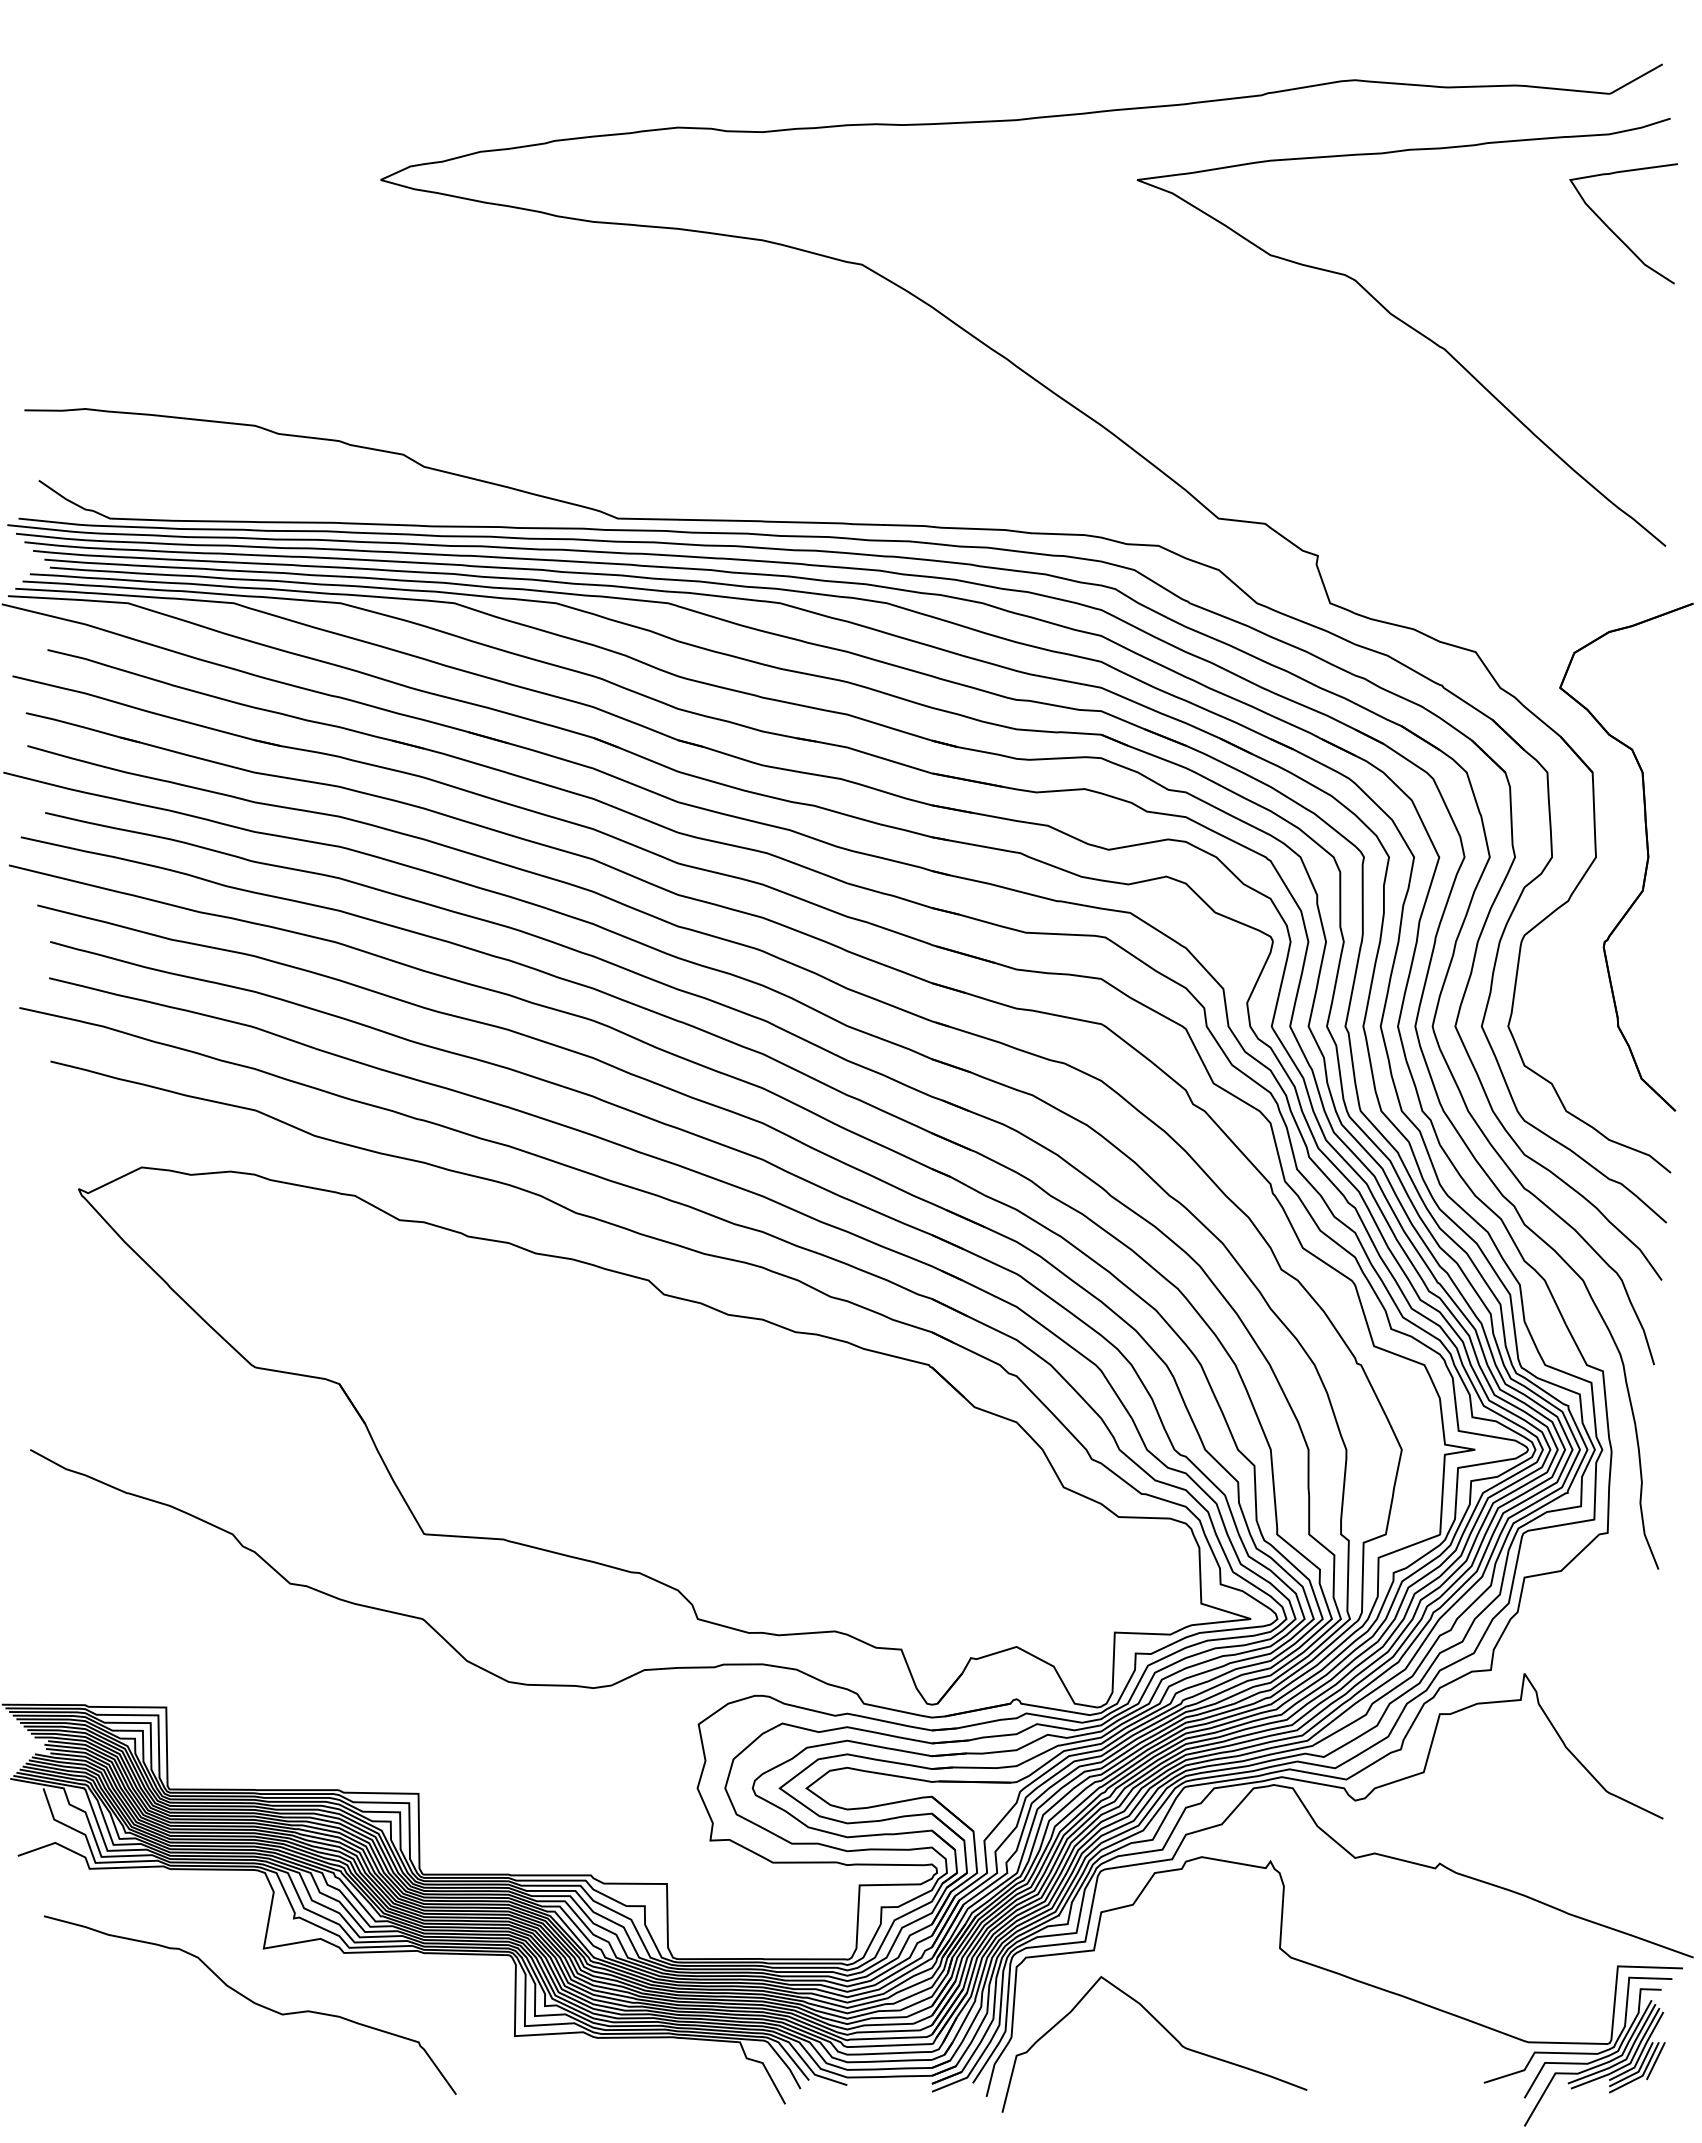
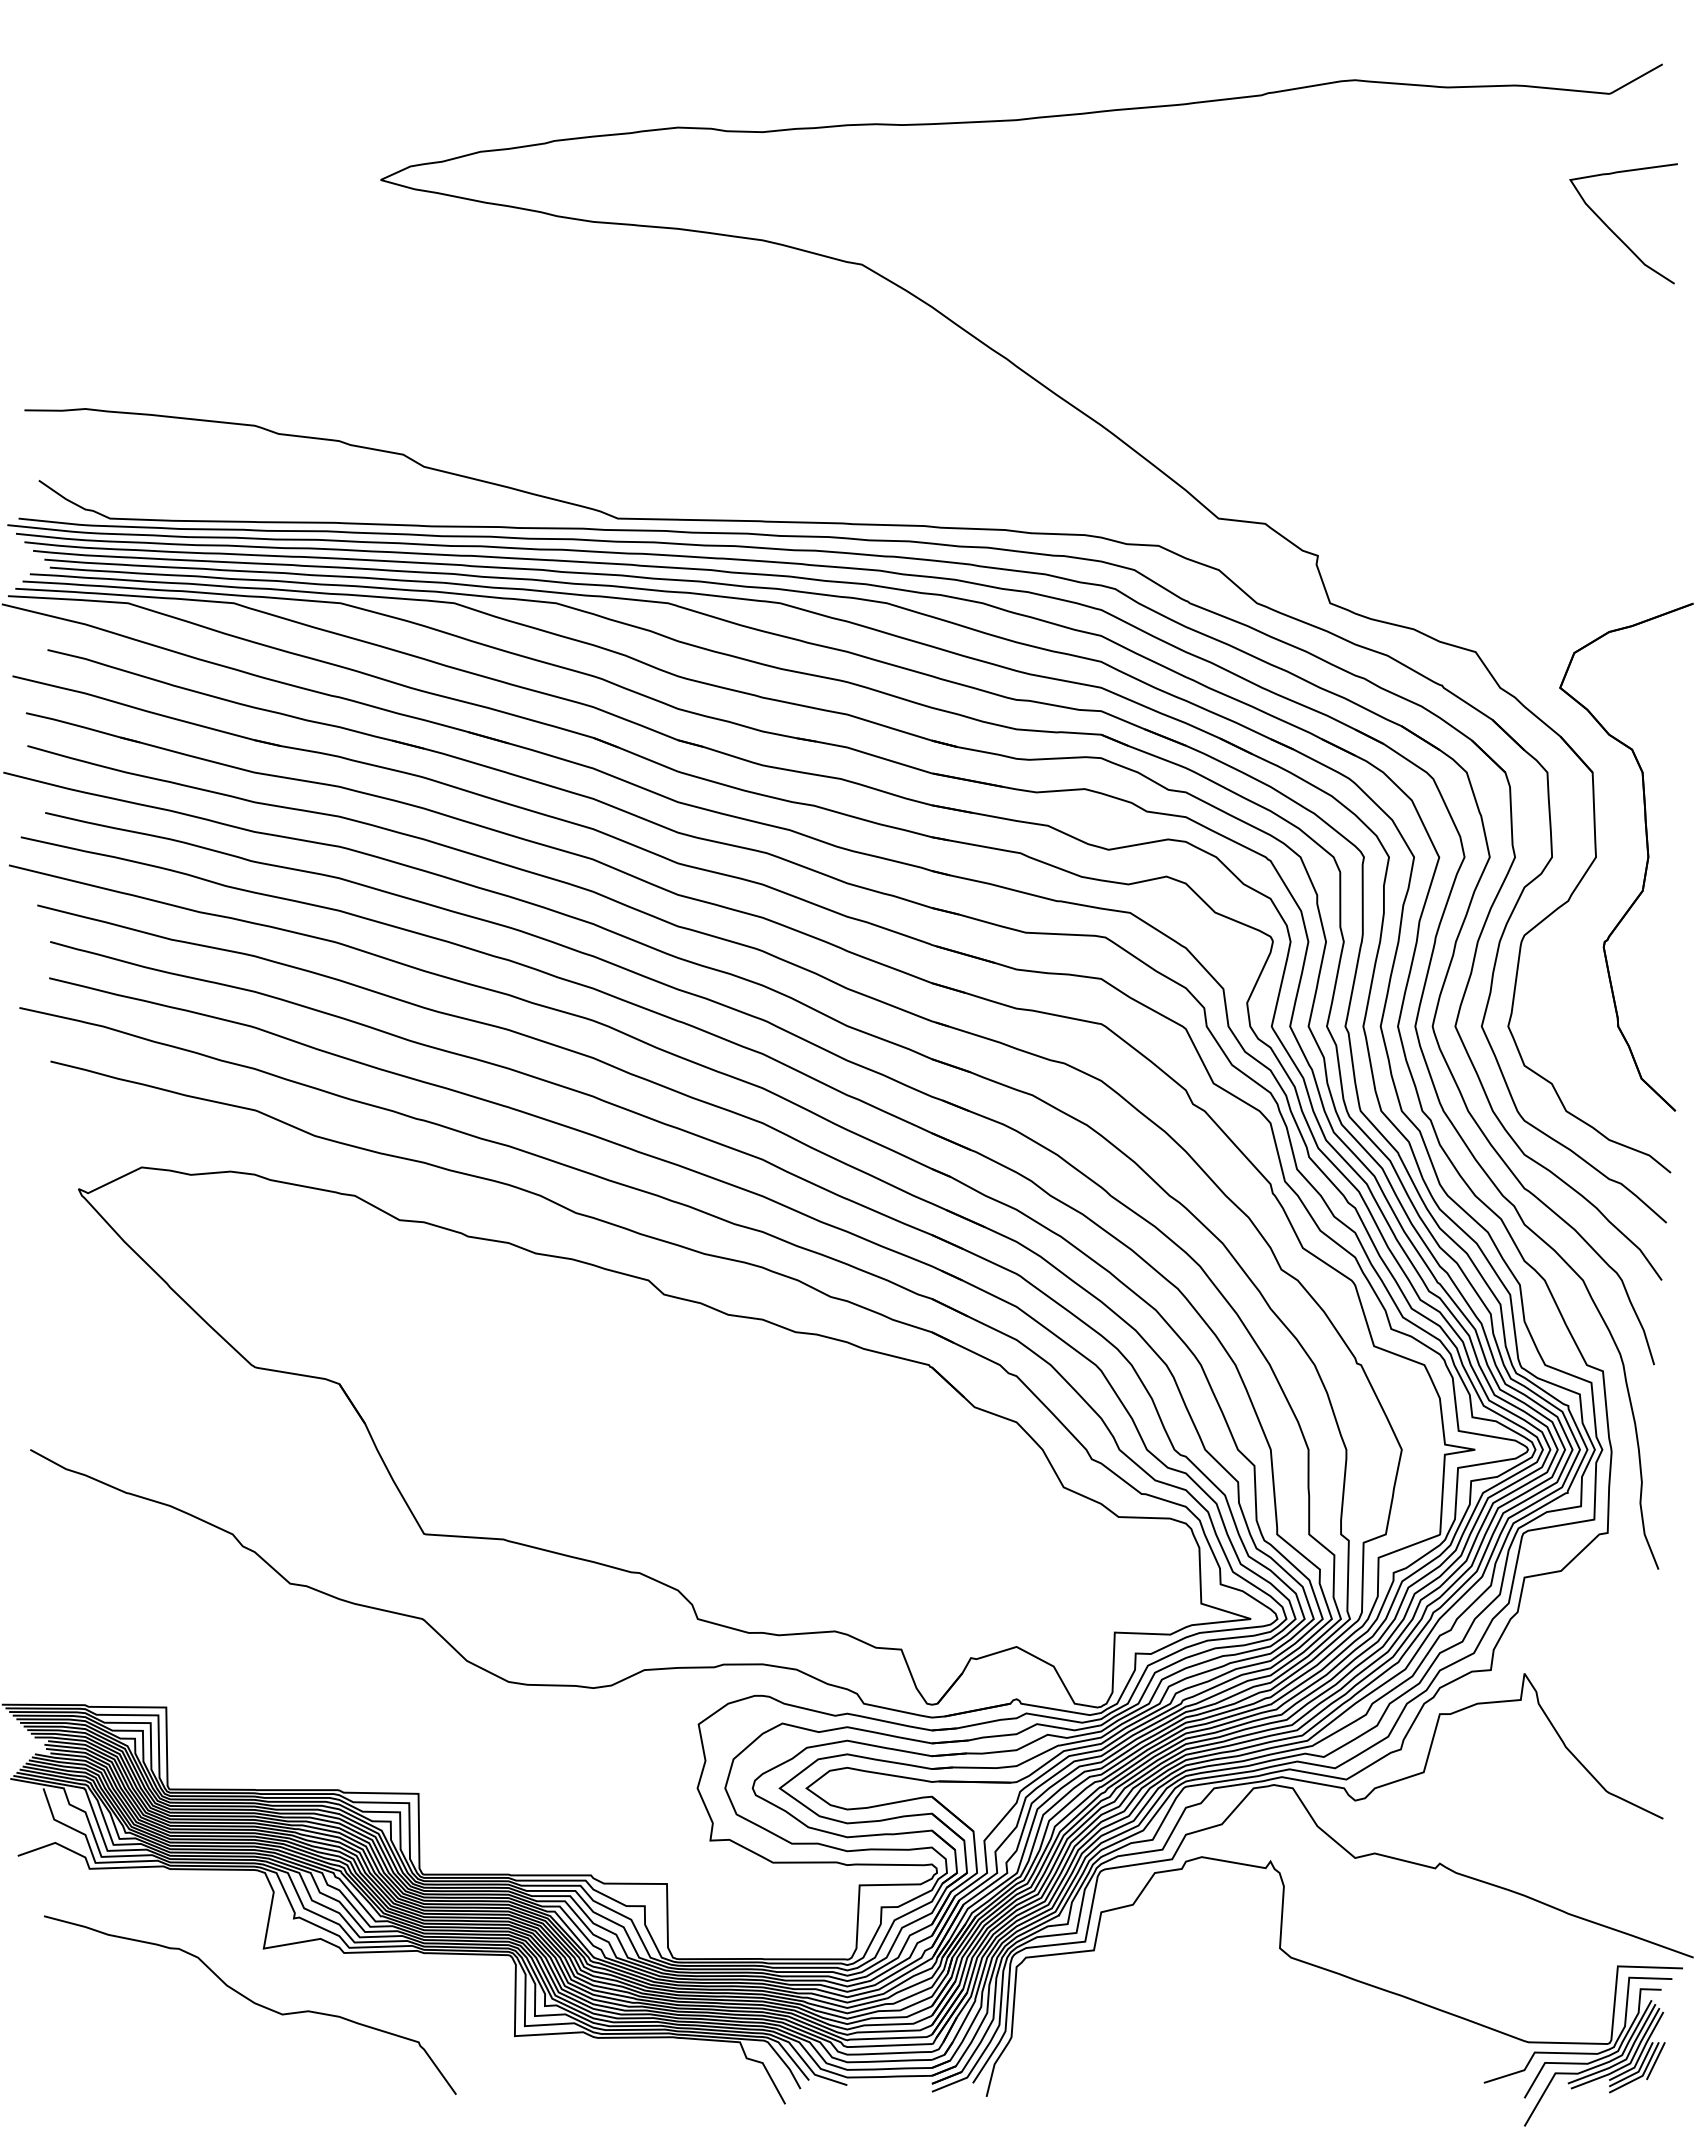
curve: present -> none (1407, 326)
curve: present -> none (1166, 2031)
